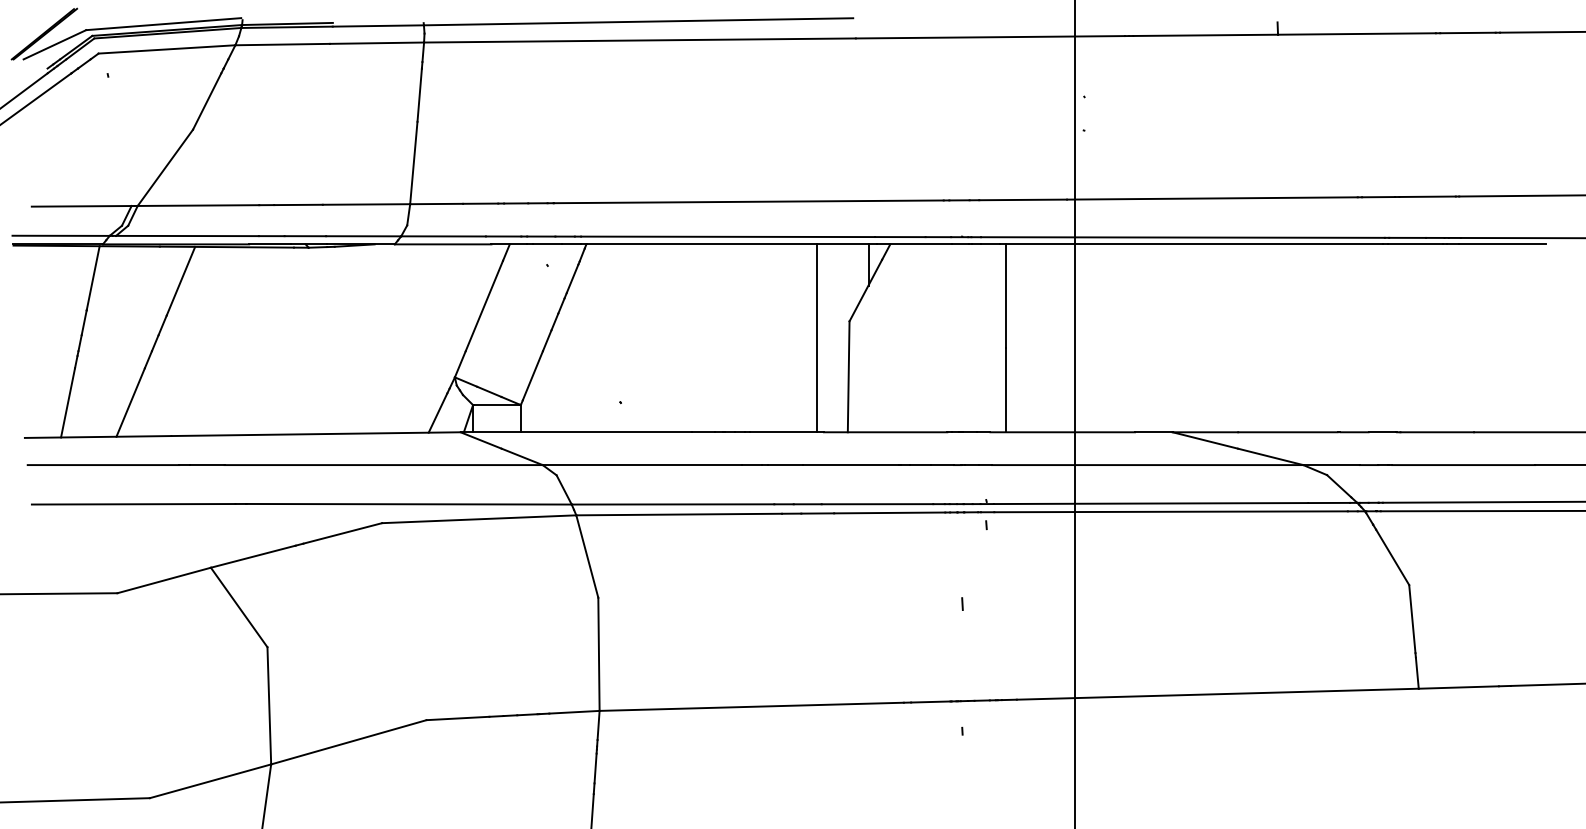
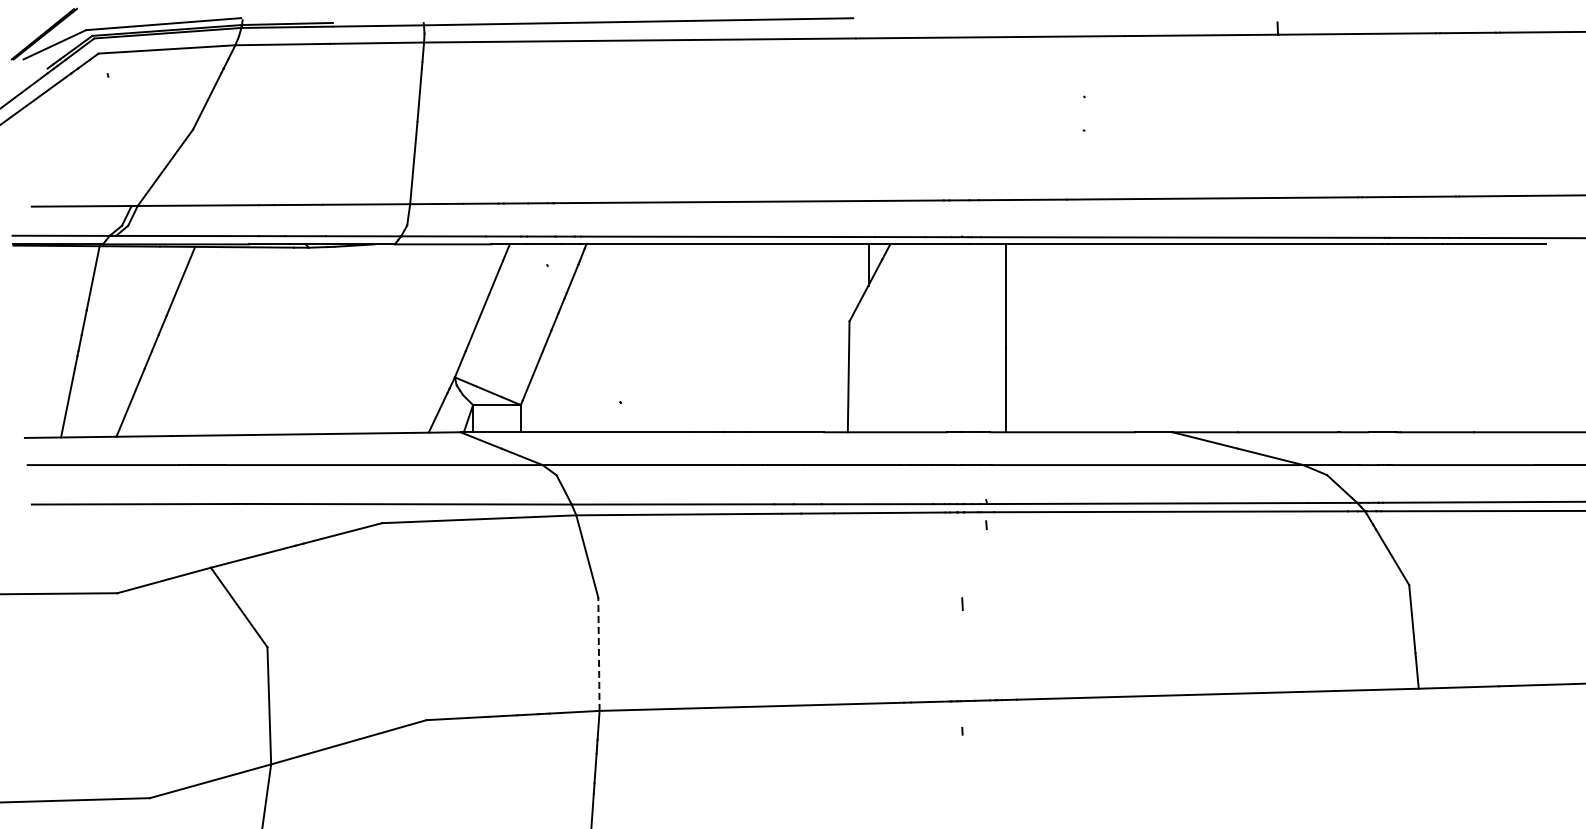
line: present -> none (816, 338)
line: present -> none (1074, 413)
line: solid -> dashed (598, 654)
